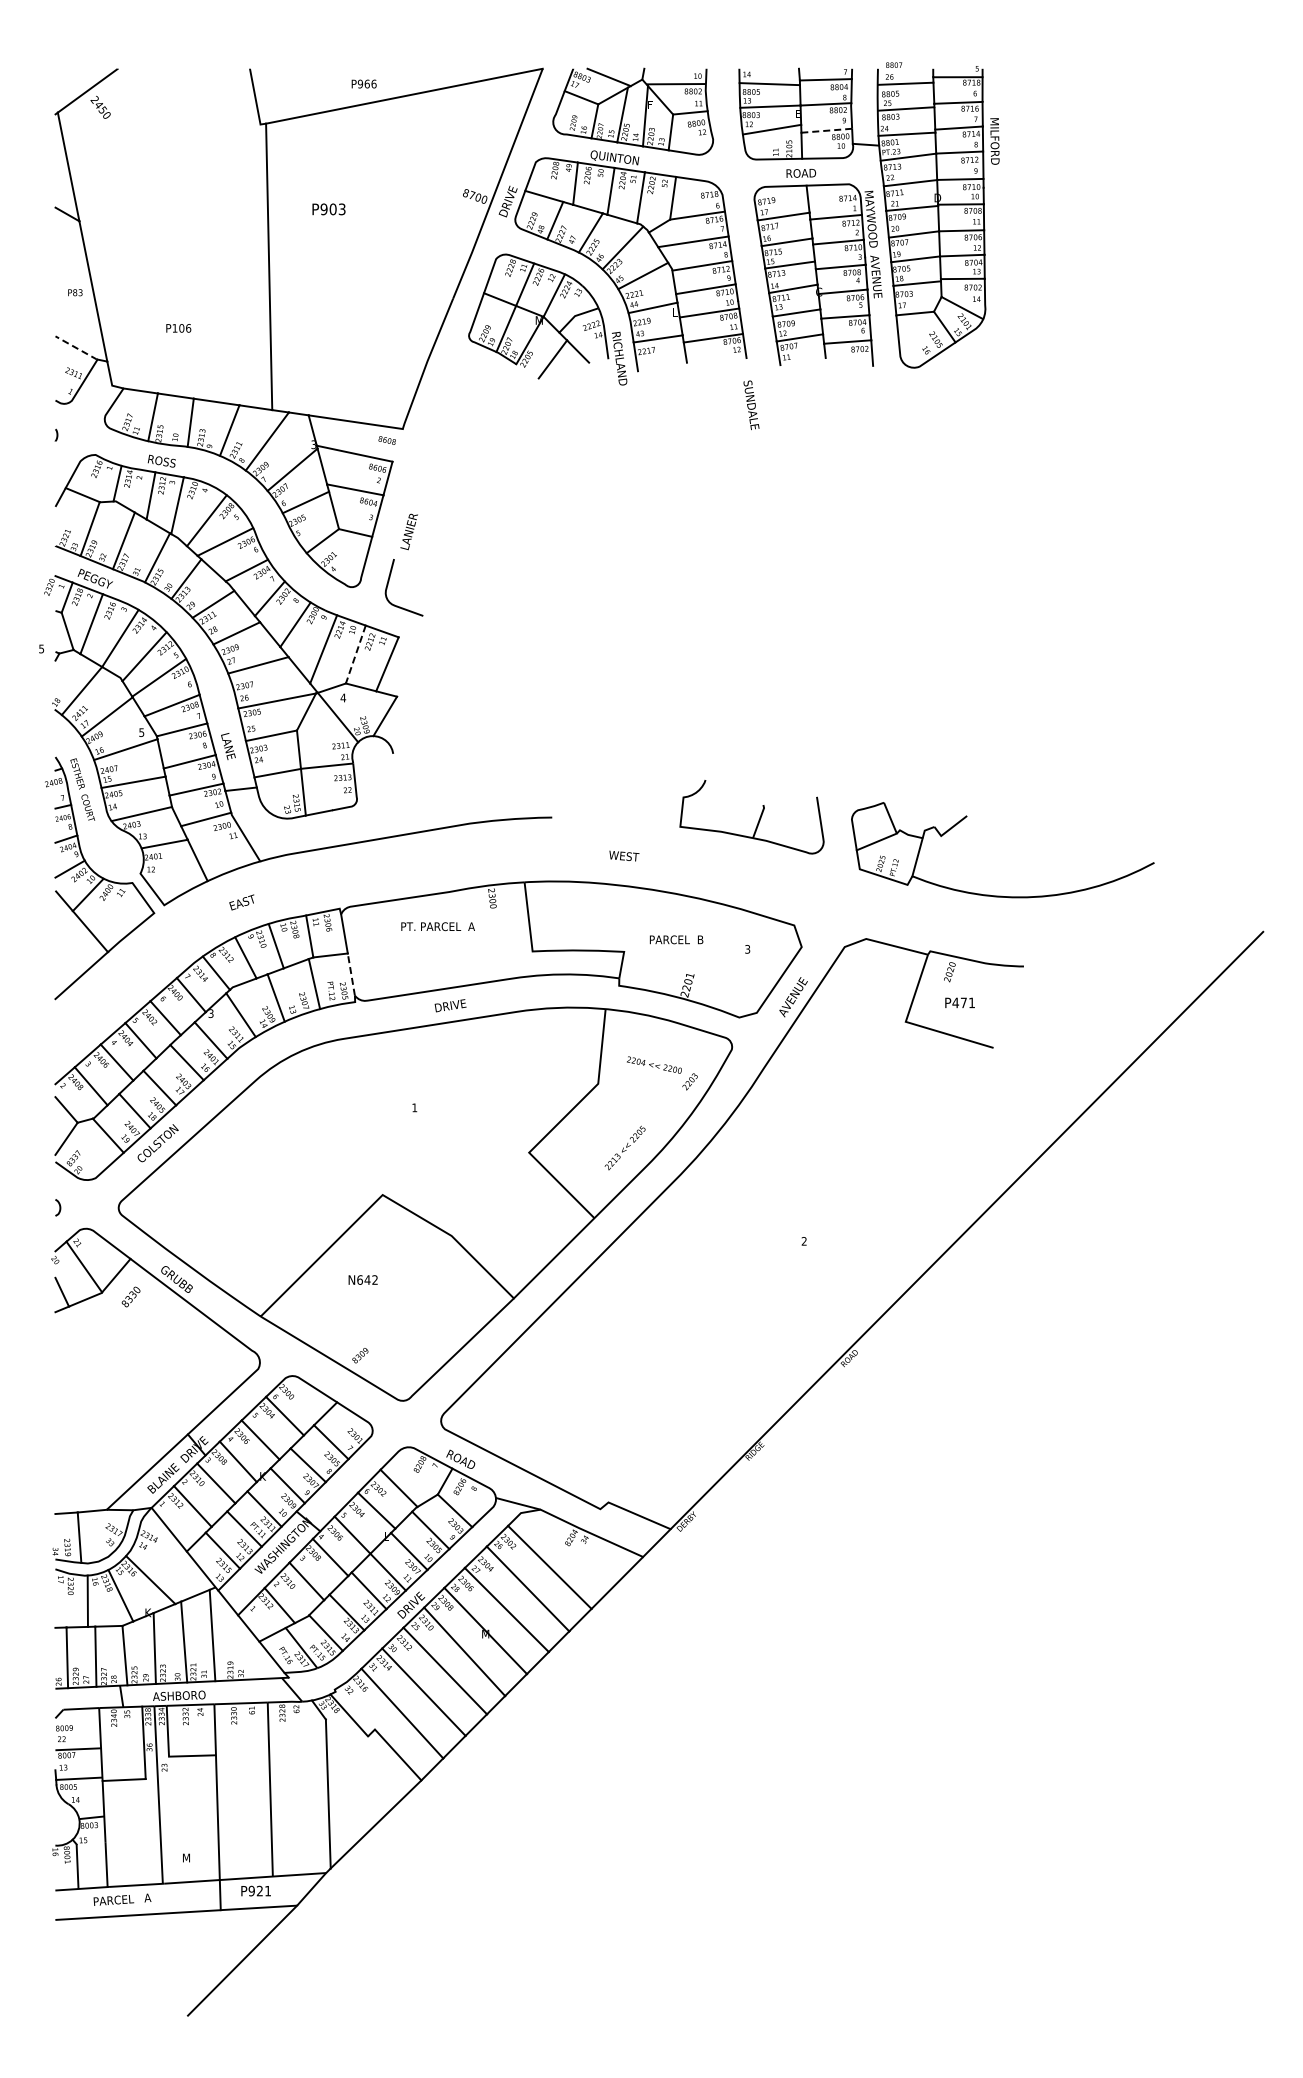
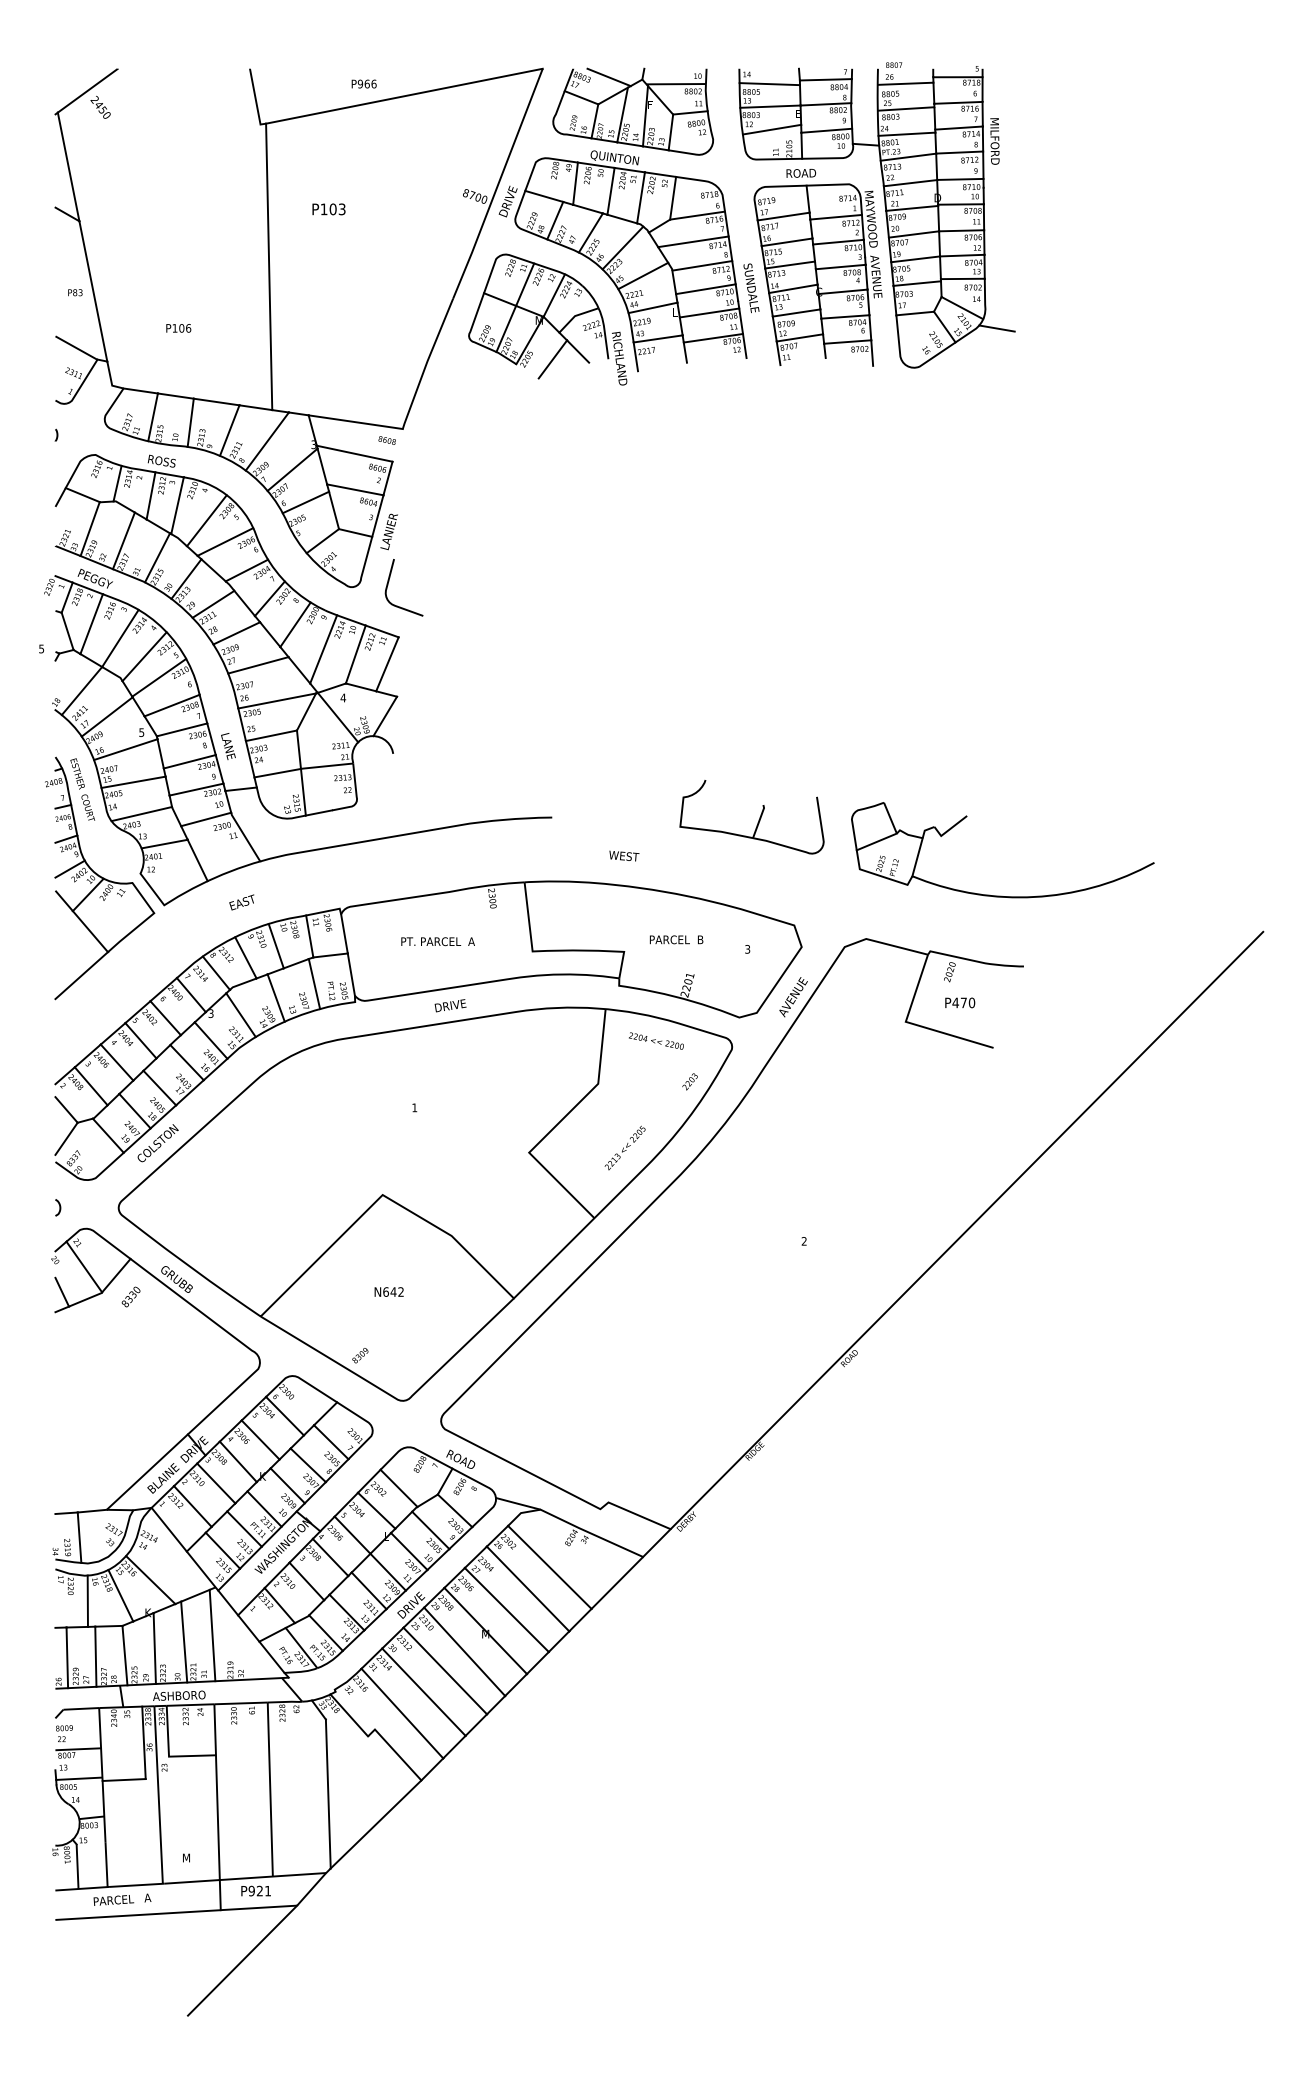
line: dashed -> solid (826, 130)
text: P903 -> P103 (323, 209)
line: none -> present (996, 328)
line: dashed -> solid (77, 348)
text position: (751, 405) -> (751, 288) (751, 288)
text position: (408, 531) -> (388, 531) (388, 531)
line: dashed -> solid (355, 654)
text position: (437, 926) -> (437, 941) (437, 941)
line: dashed -> solid (351, 974)
text: P471 -> P470 (971, 1002)
text position: (654, 1064) -> (656, 1040) (656, 1040)
text position: (362, 1279) -> (388, 1291) (388, 1291)
